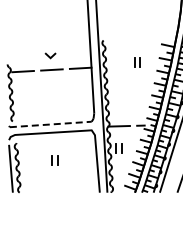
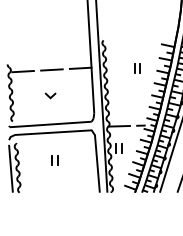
line position: (49, 55) -> (49, 95) (49, 95)
part position: (137, 62) -> (137, 68) (137, 68)
line: dashed -> solid (51, 124)
